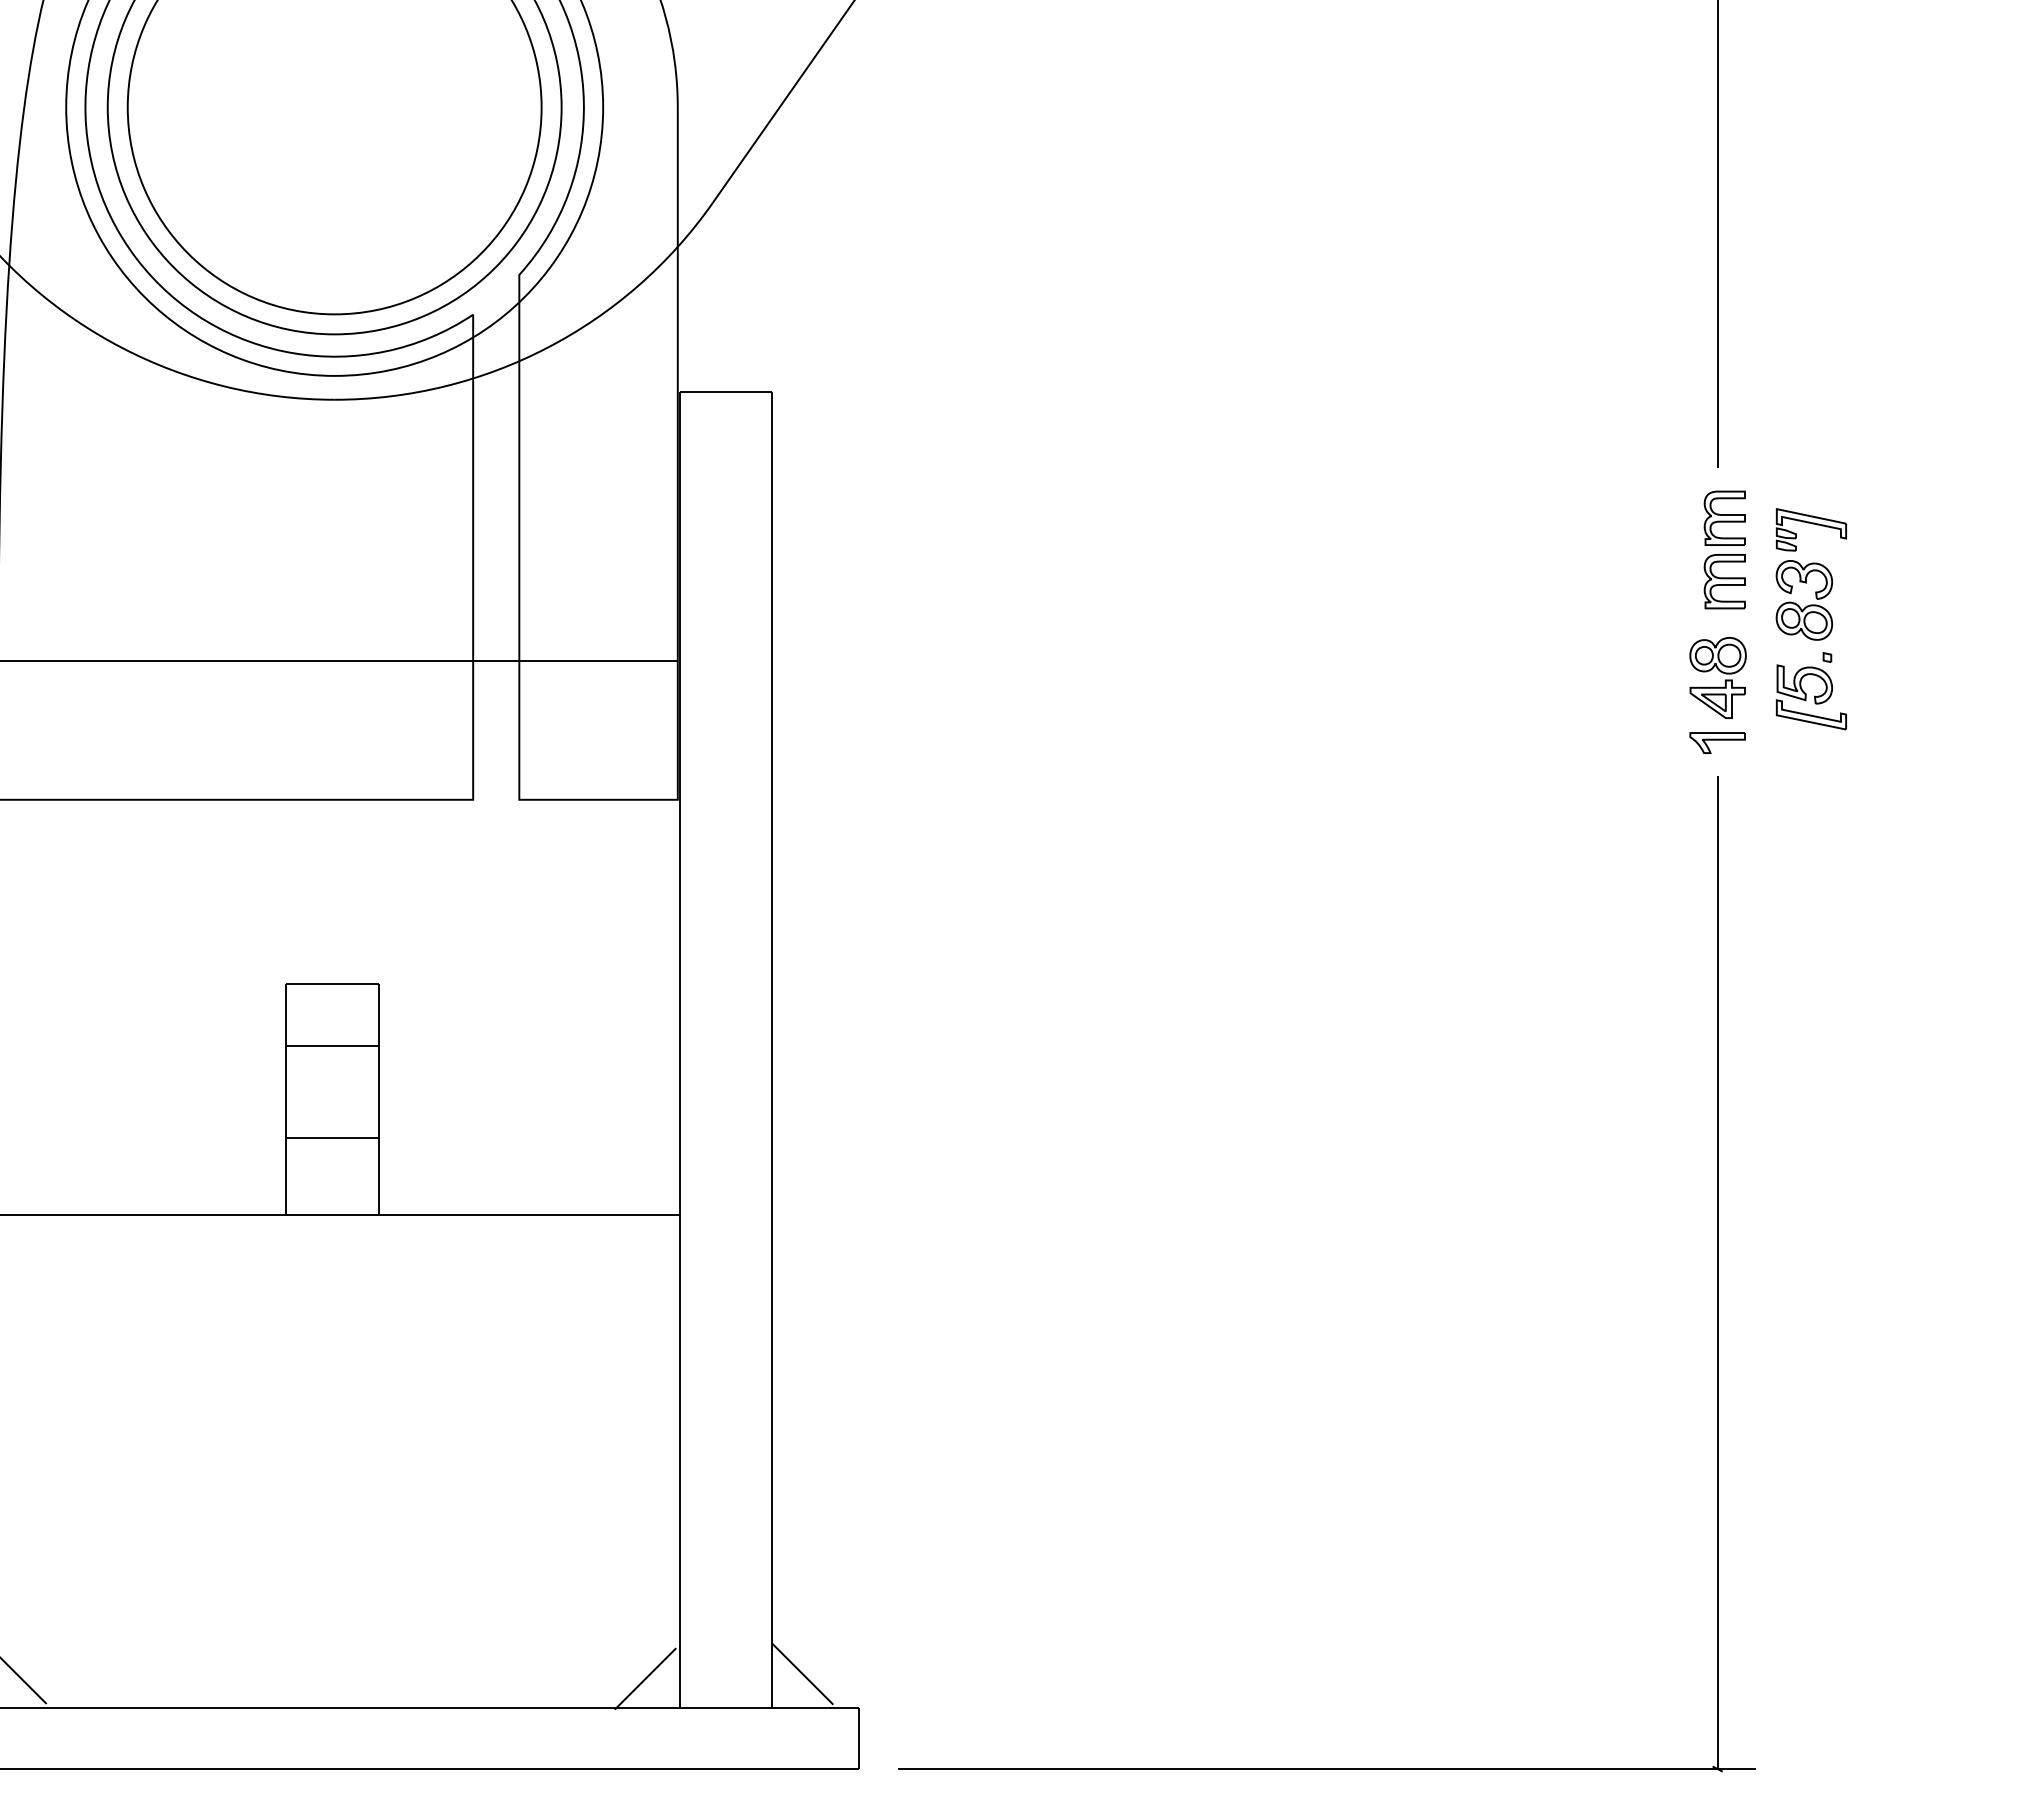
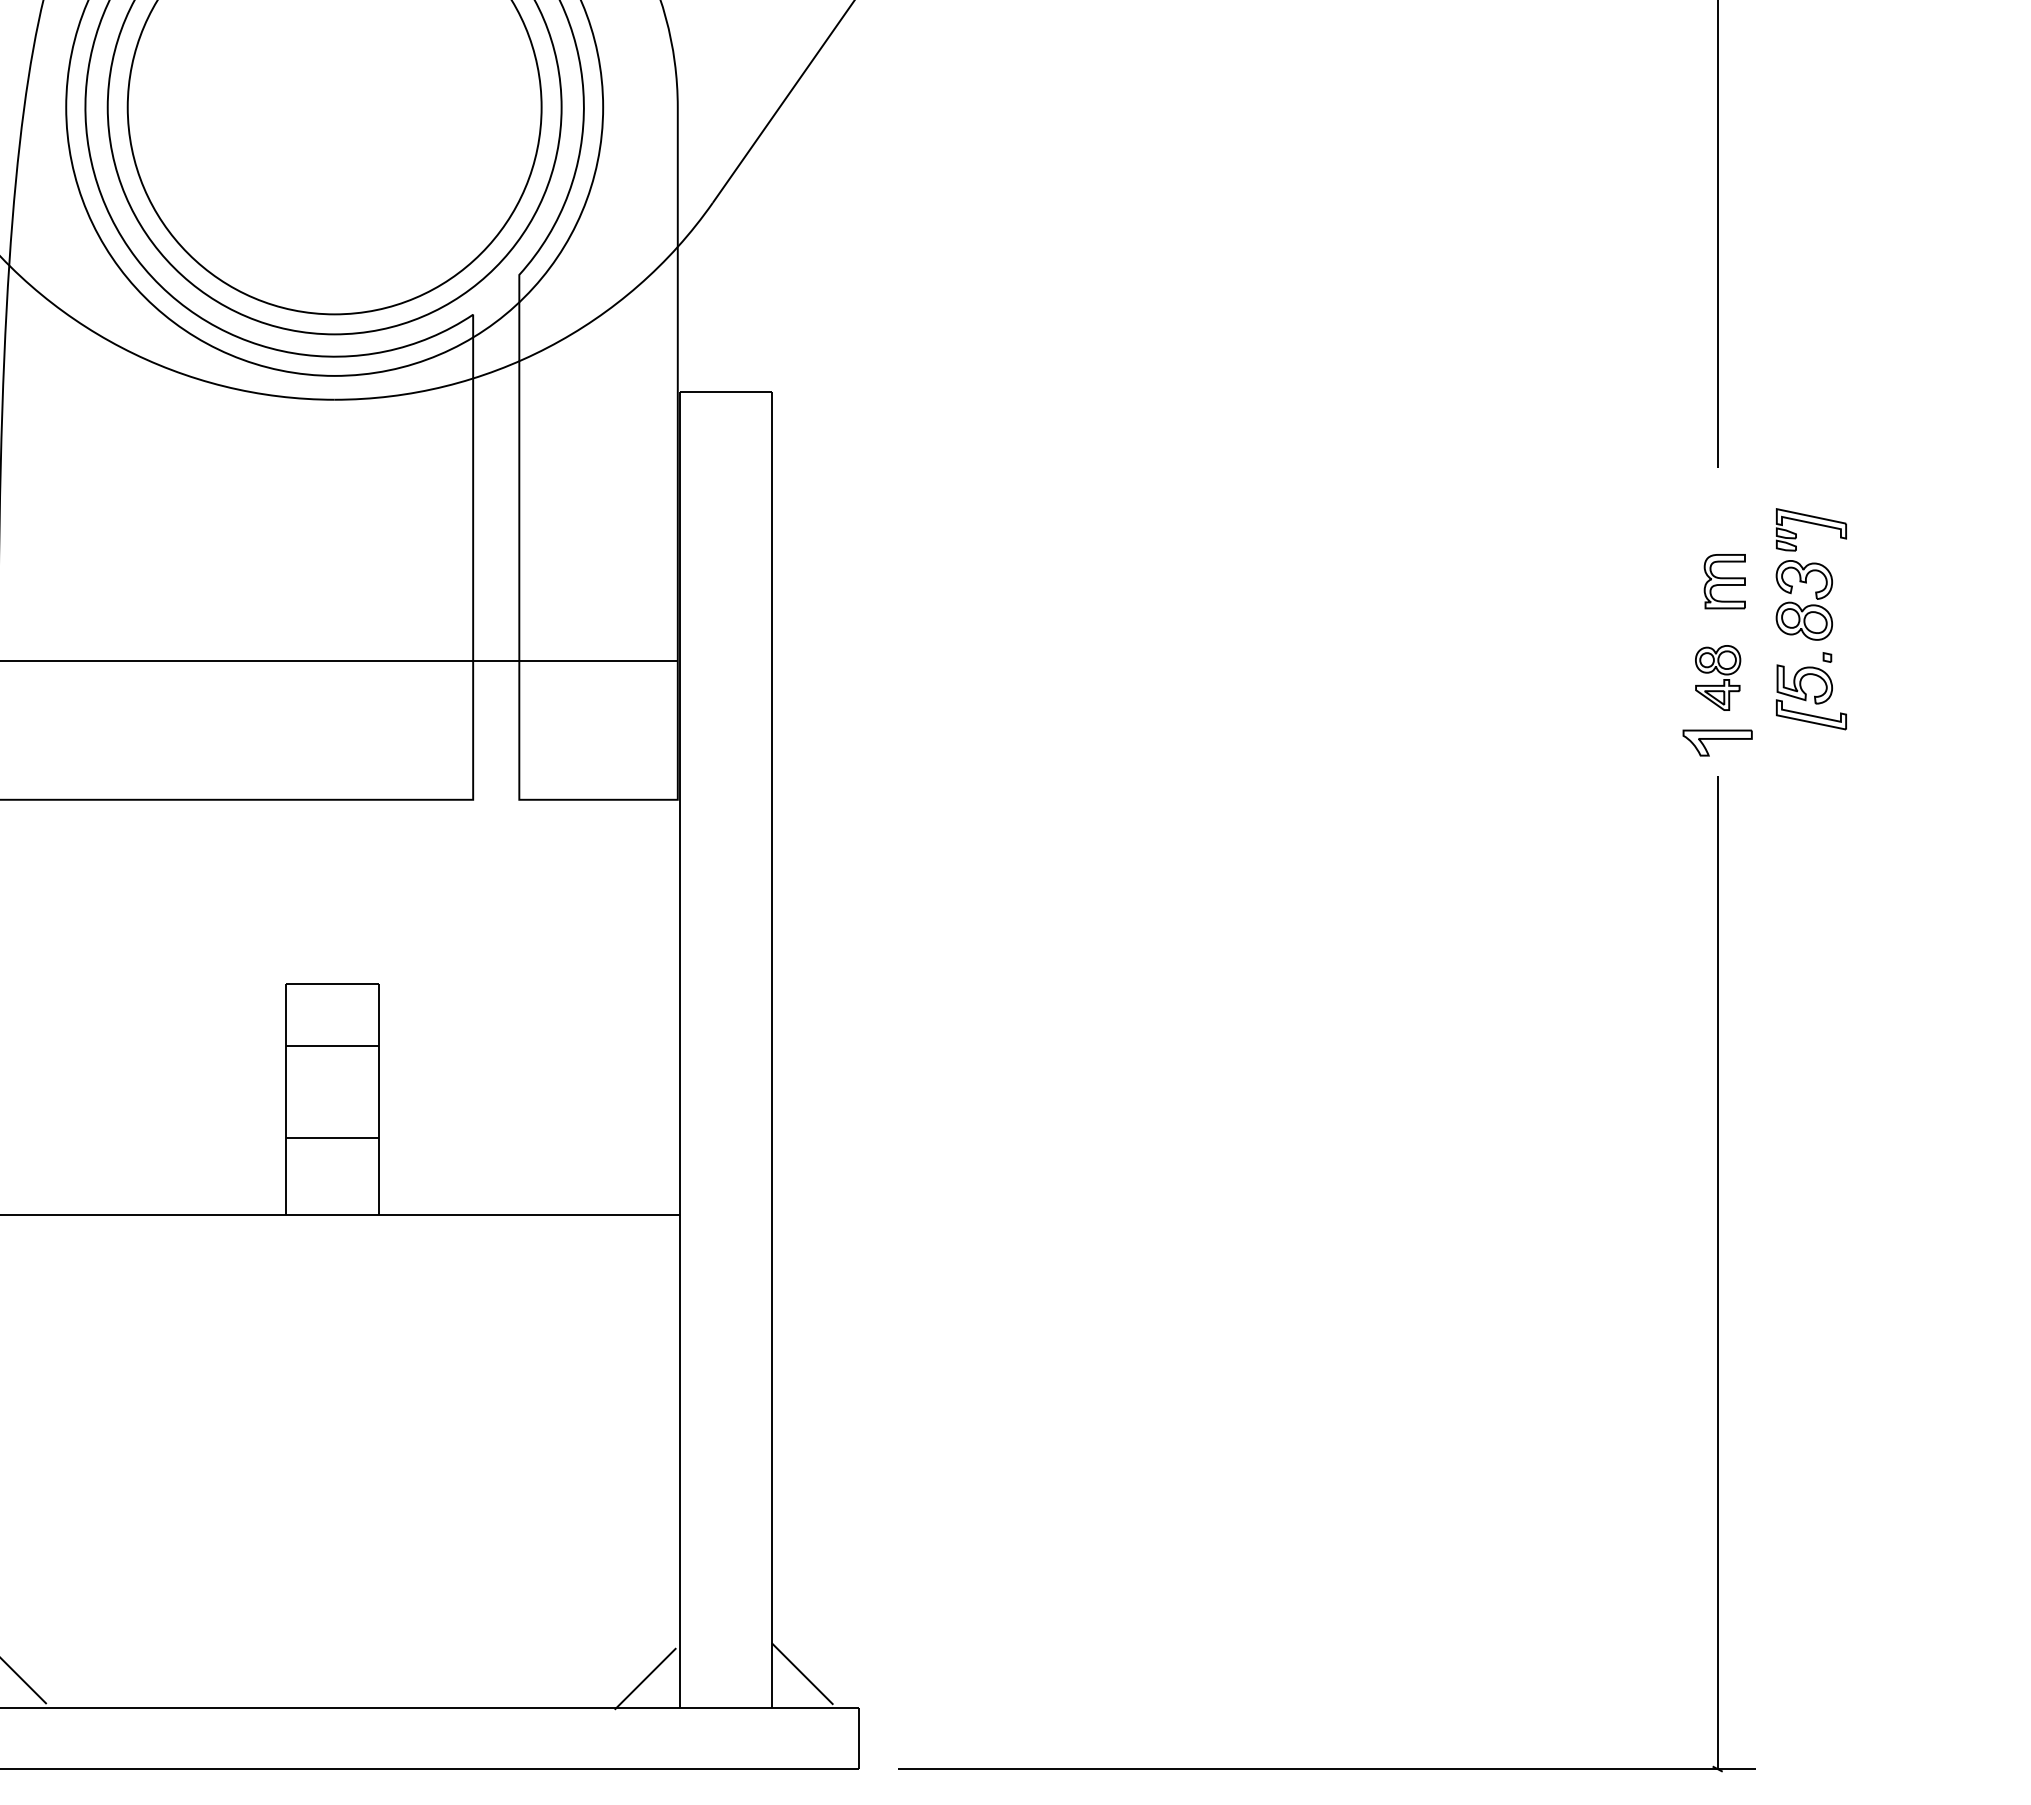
part: present -> none (1724, 517)
part size: 58x82 px -> 47x66 px (1718, 677)
part size: 57x22 px -> 71x28 px (1717, 742)
